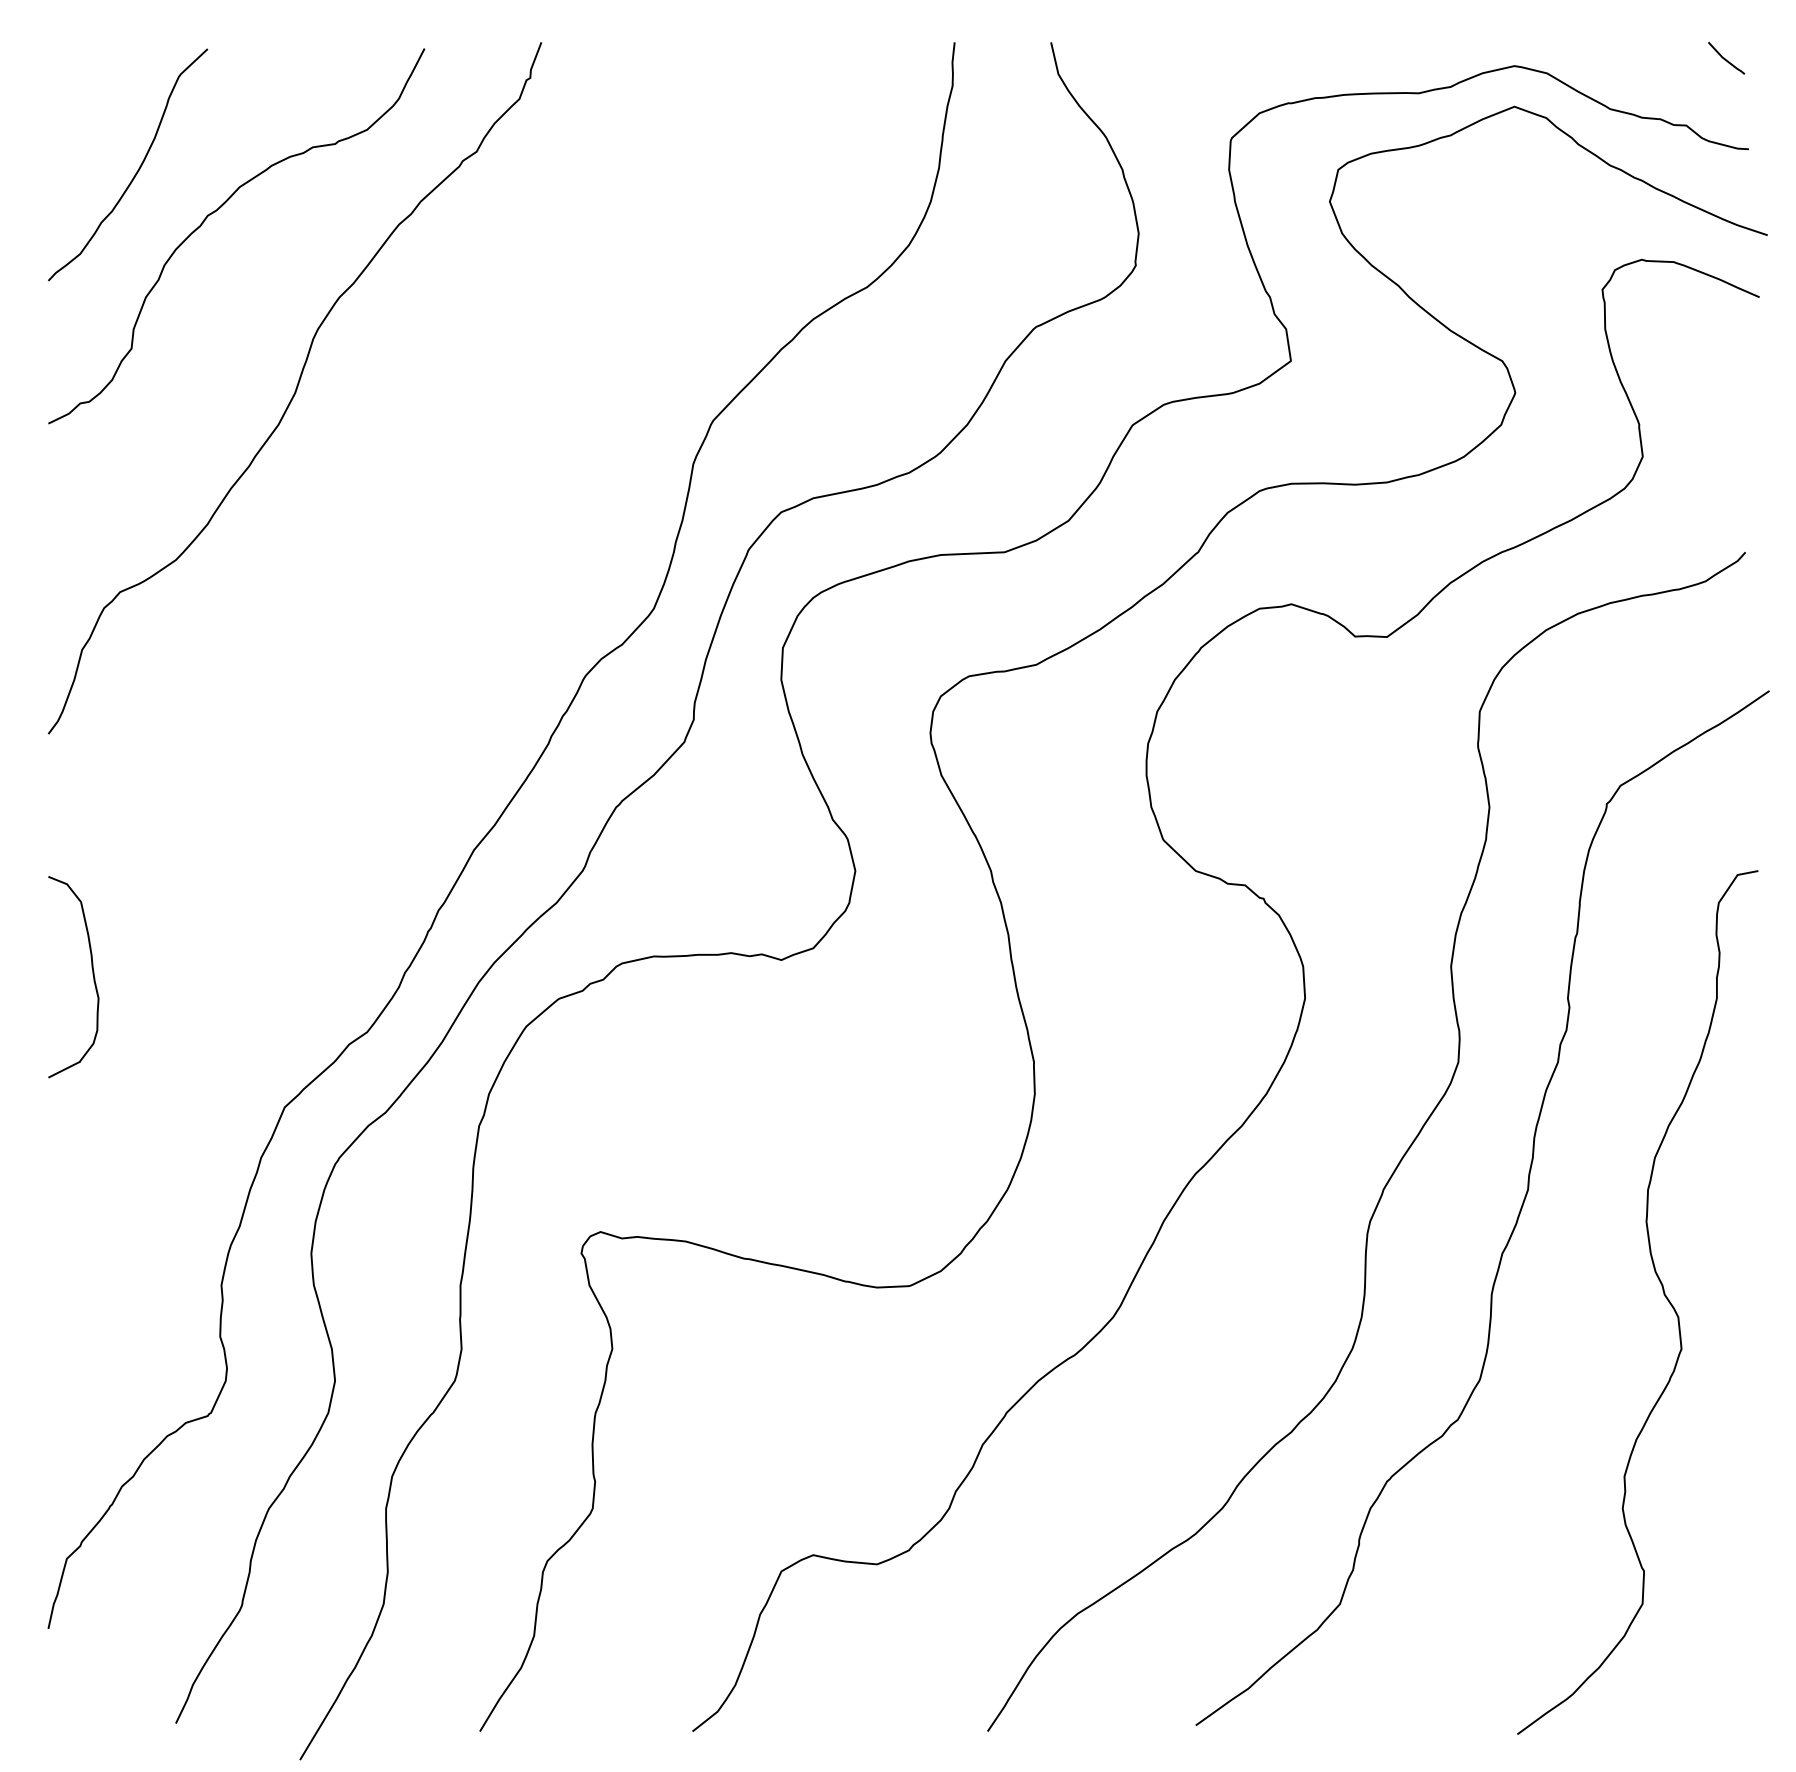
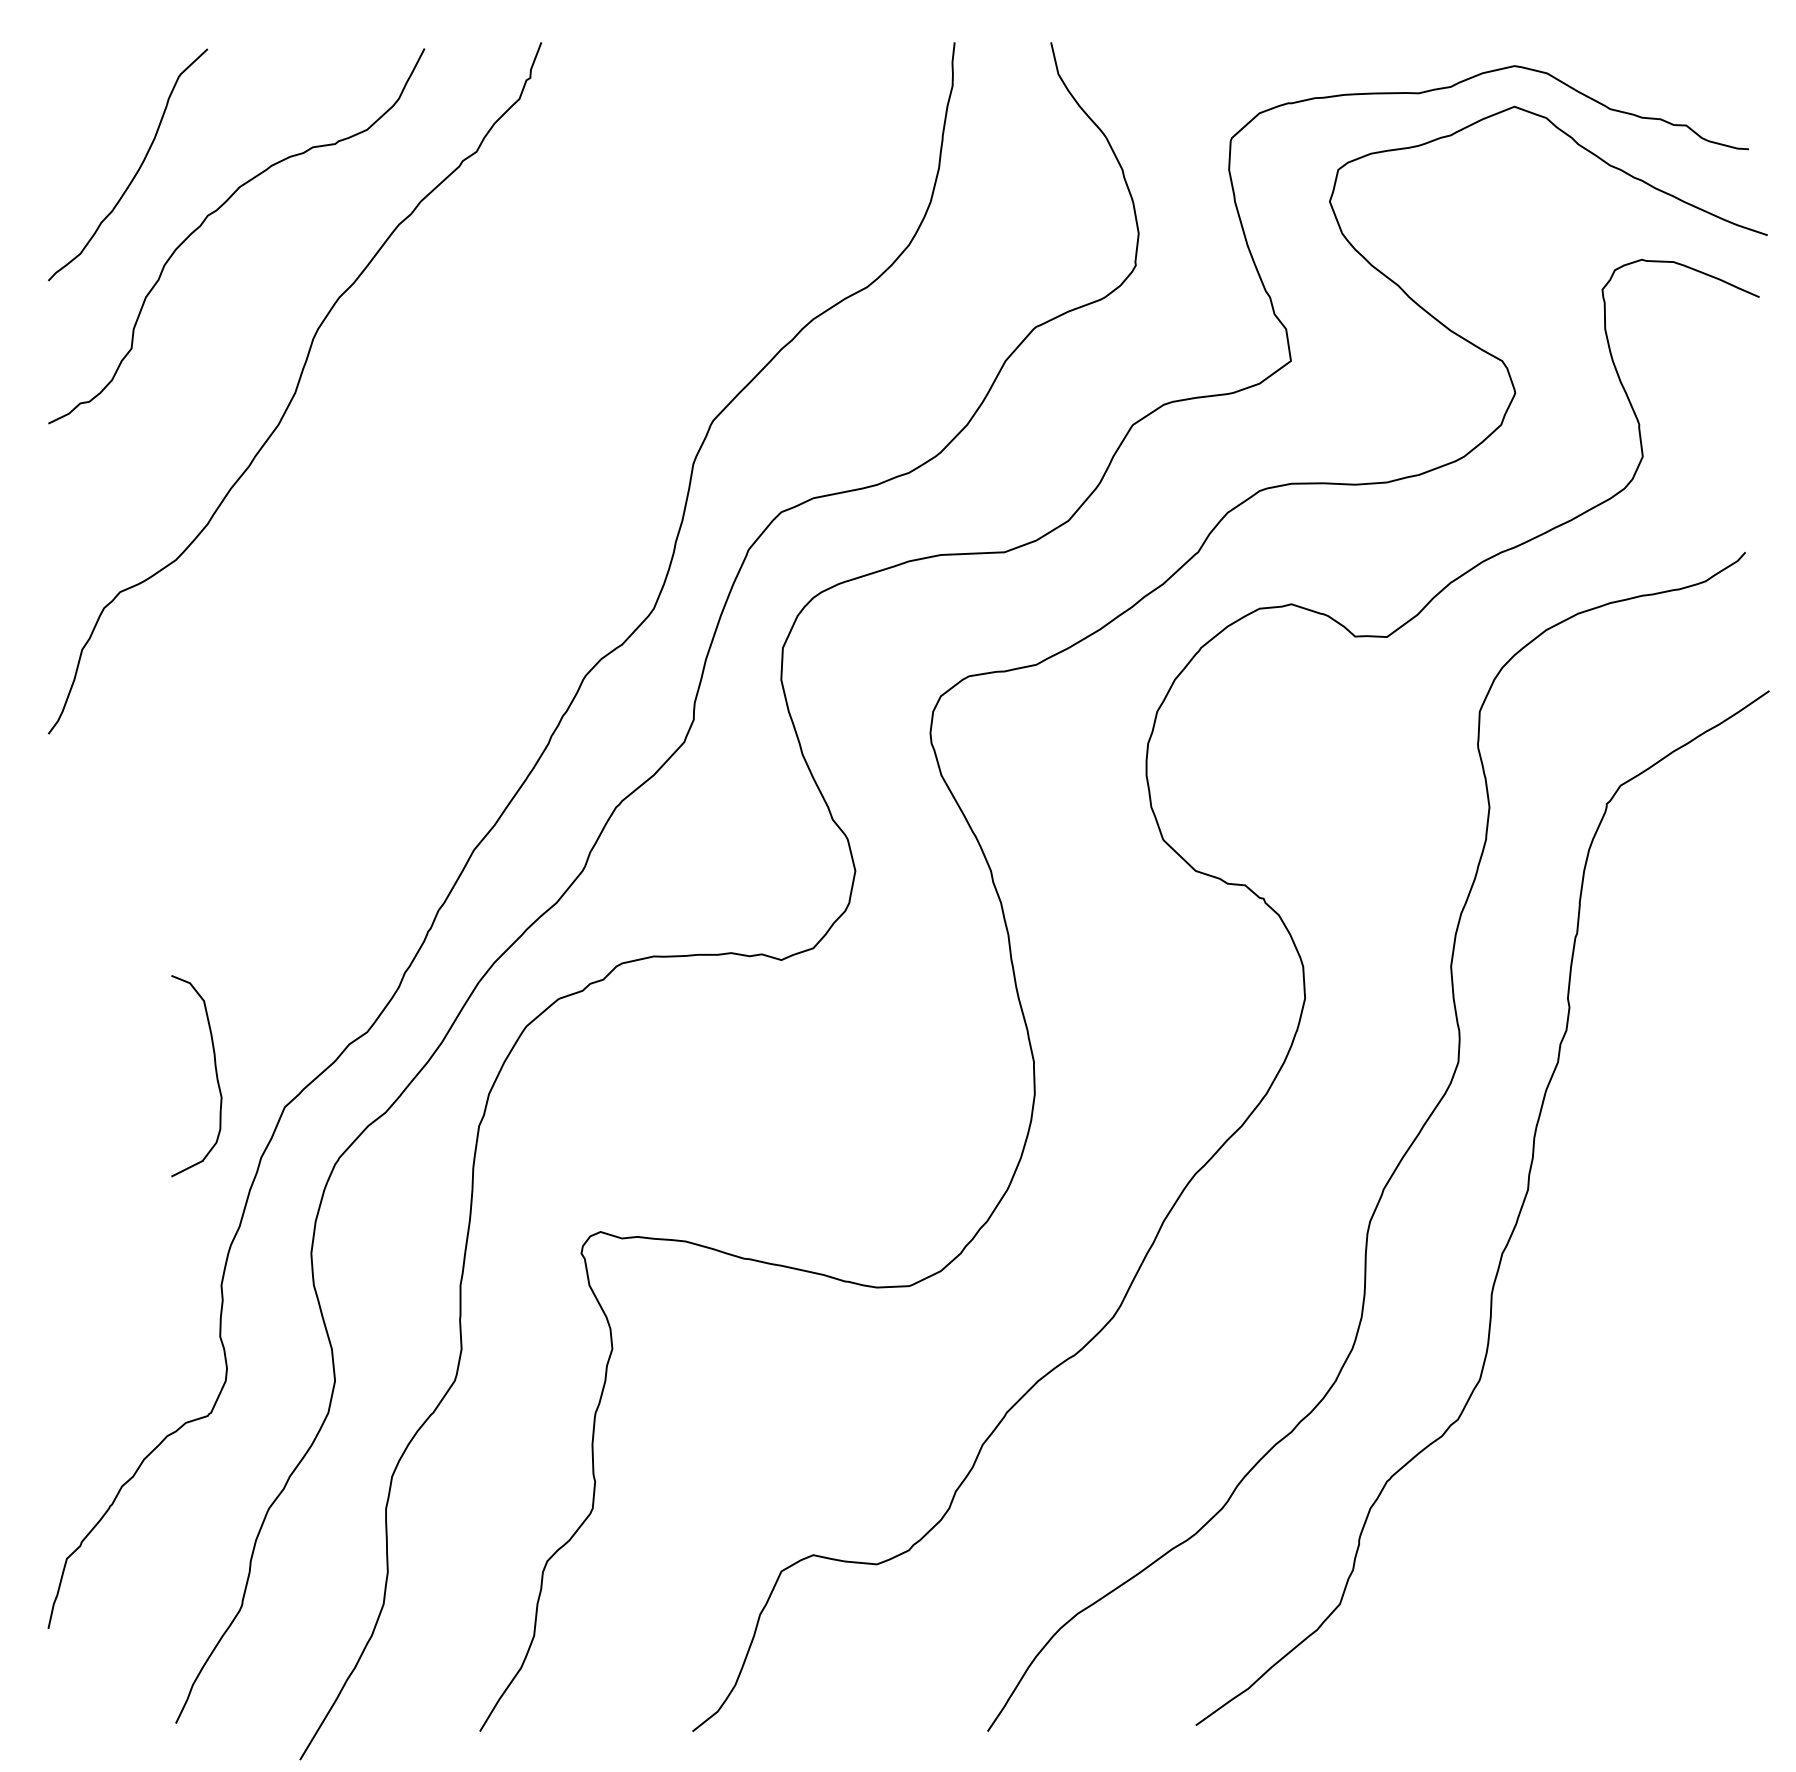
line: present -> none (1725, 58)
curve position: (92, 975) -> (215, 1074) (215, 1074)
curve: present -> none (1663, 1294)
